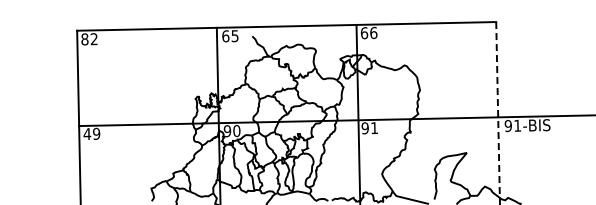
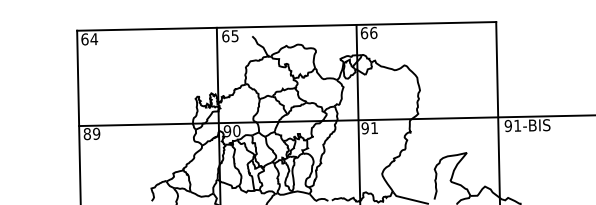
text: 82 -> 64 (89, 39)
line: dashed -> solid (498, 113)
text: 49 -> 89 (87, 134)
